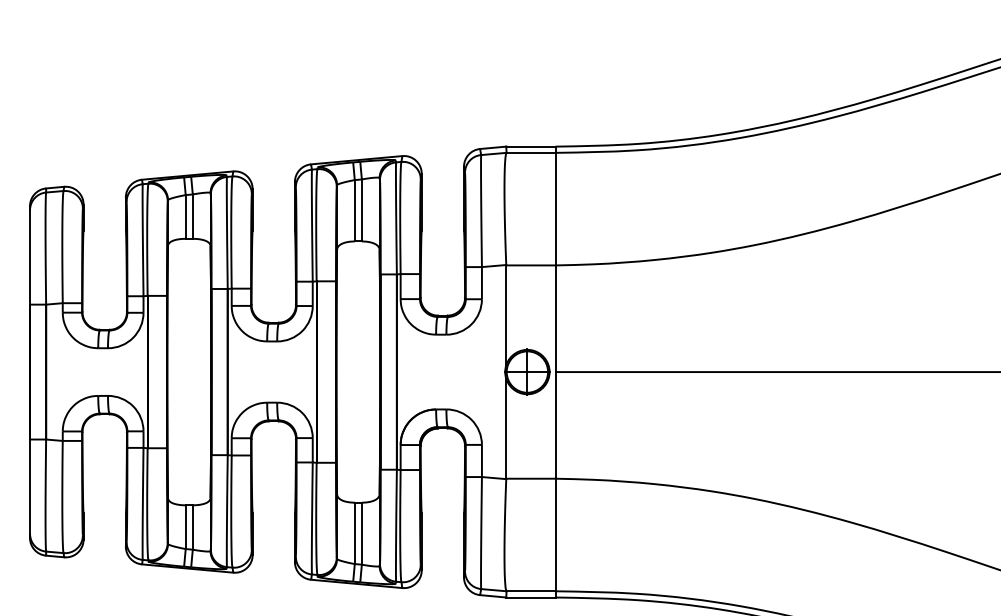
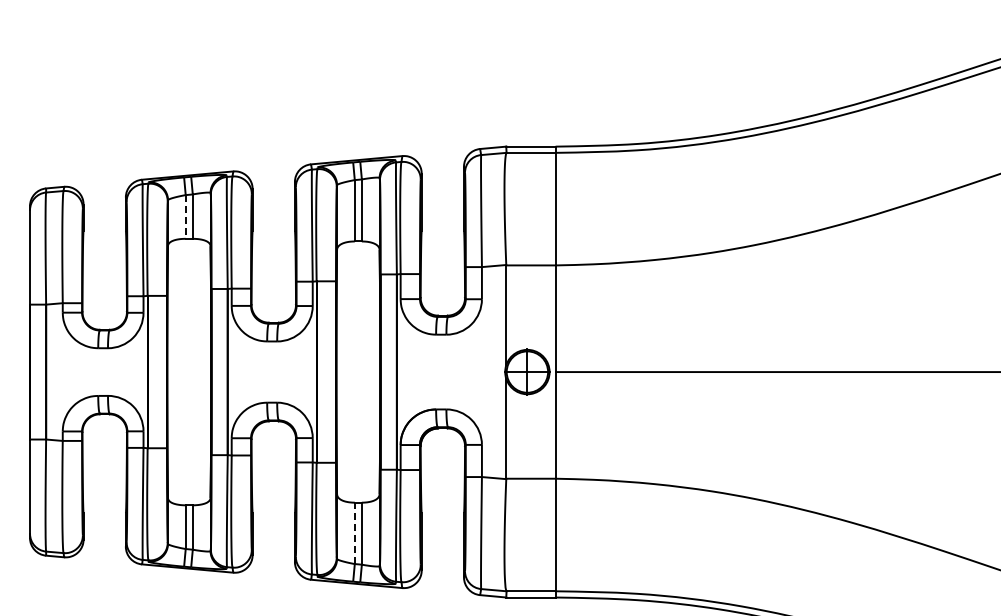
line: solid -> dashed (185, 216)
line: solid -> dashed (354, 533)
